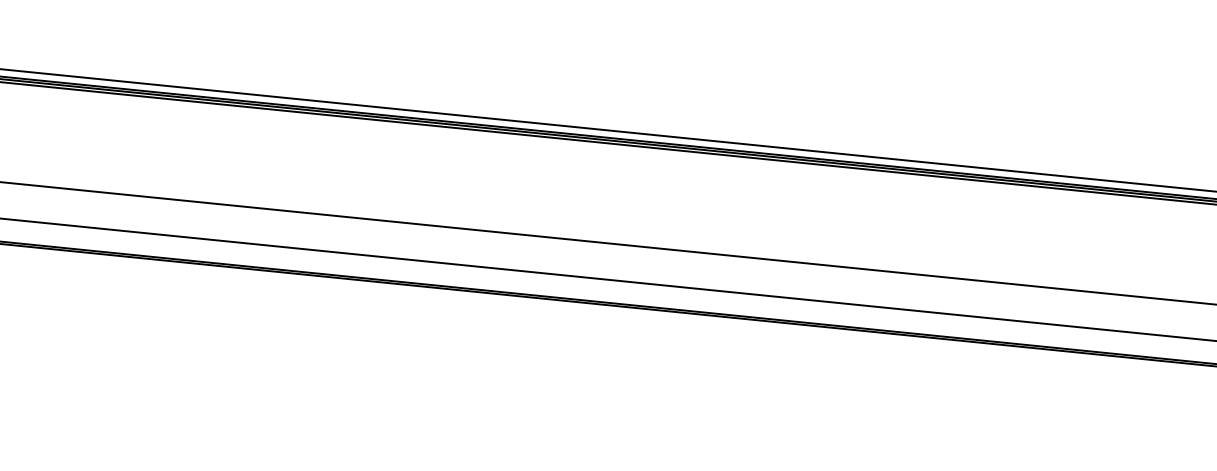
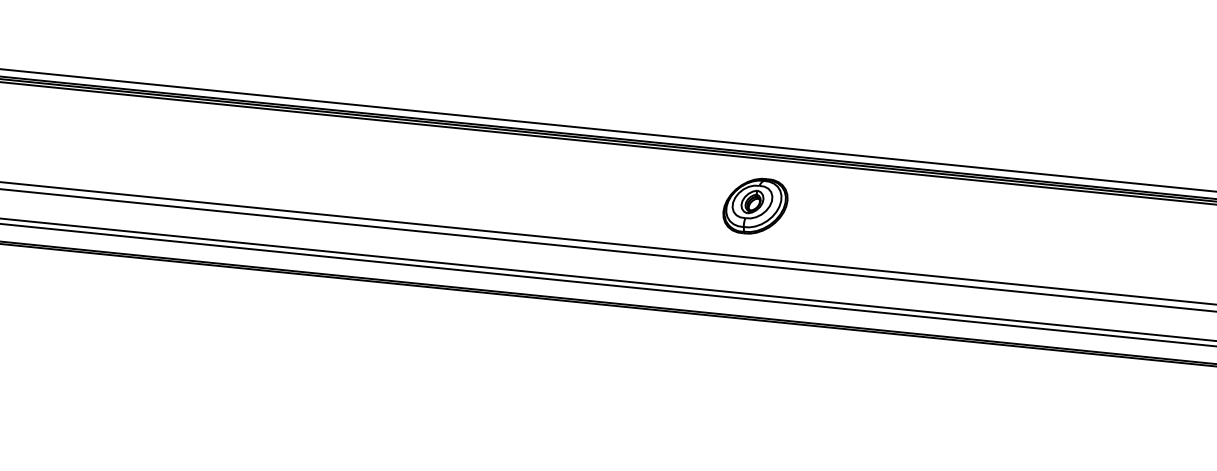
part: none -> present (755, 205)
line: none -> present (607, 250)
line: none -> present (607, 285)
